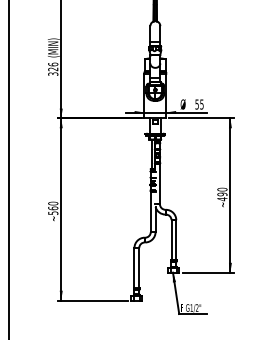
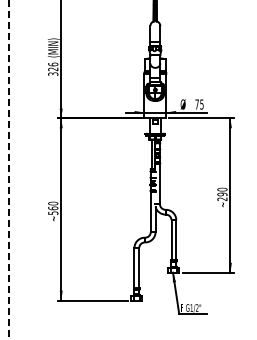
text: 55 -> 75 (196, 104)
line: solid -> dashed (9, 169)
text: ~490 -> ~290 (222, 199)
